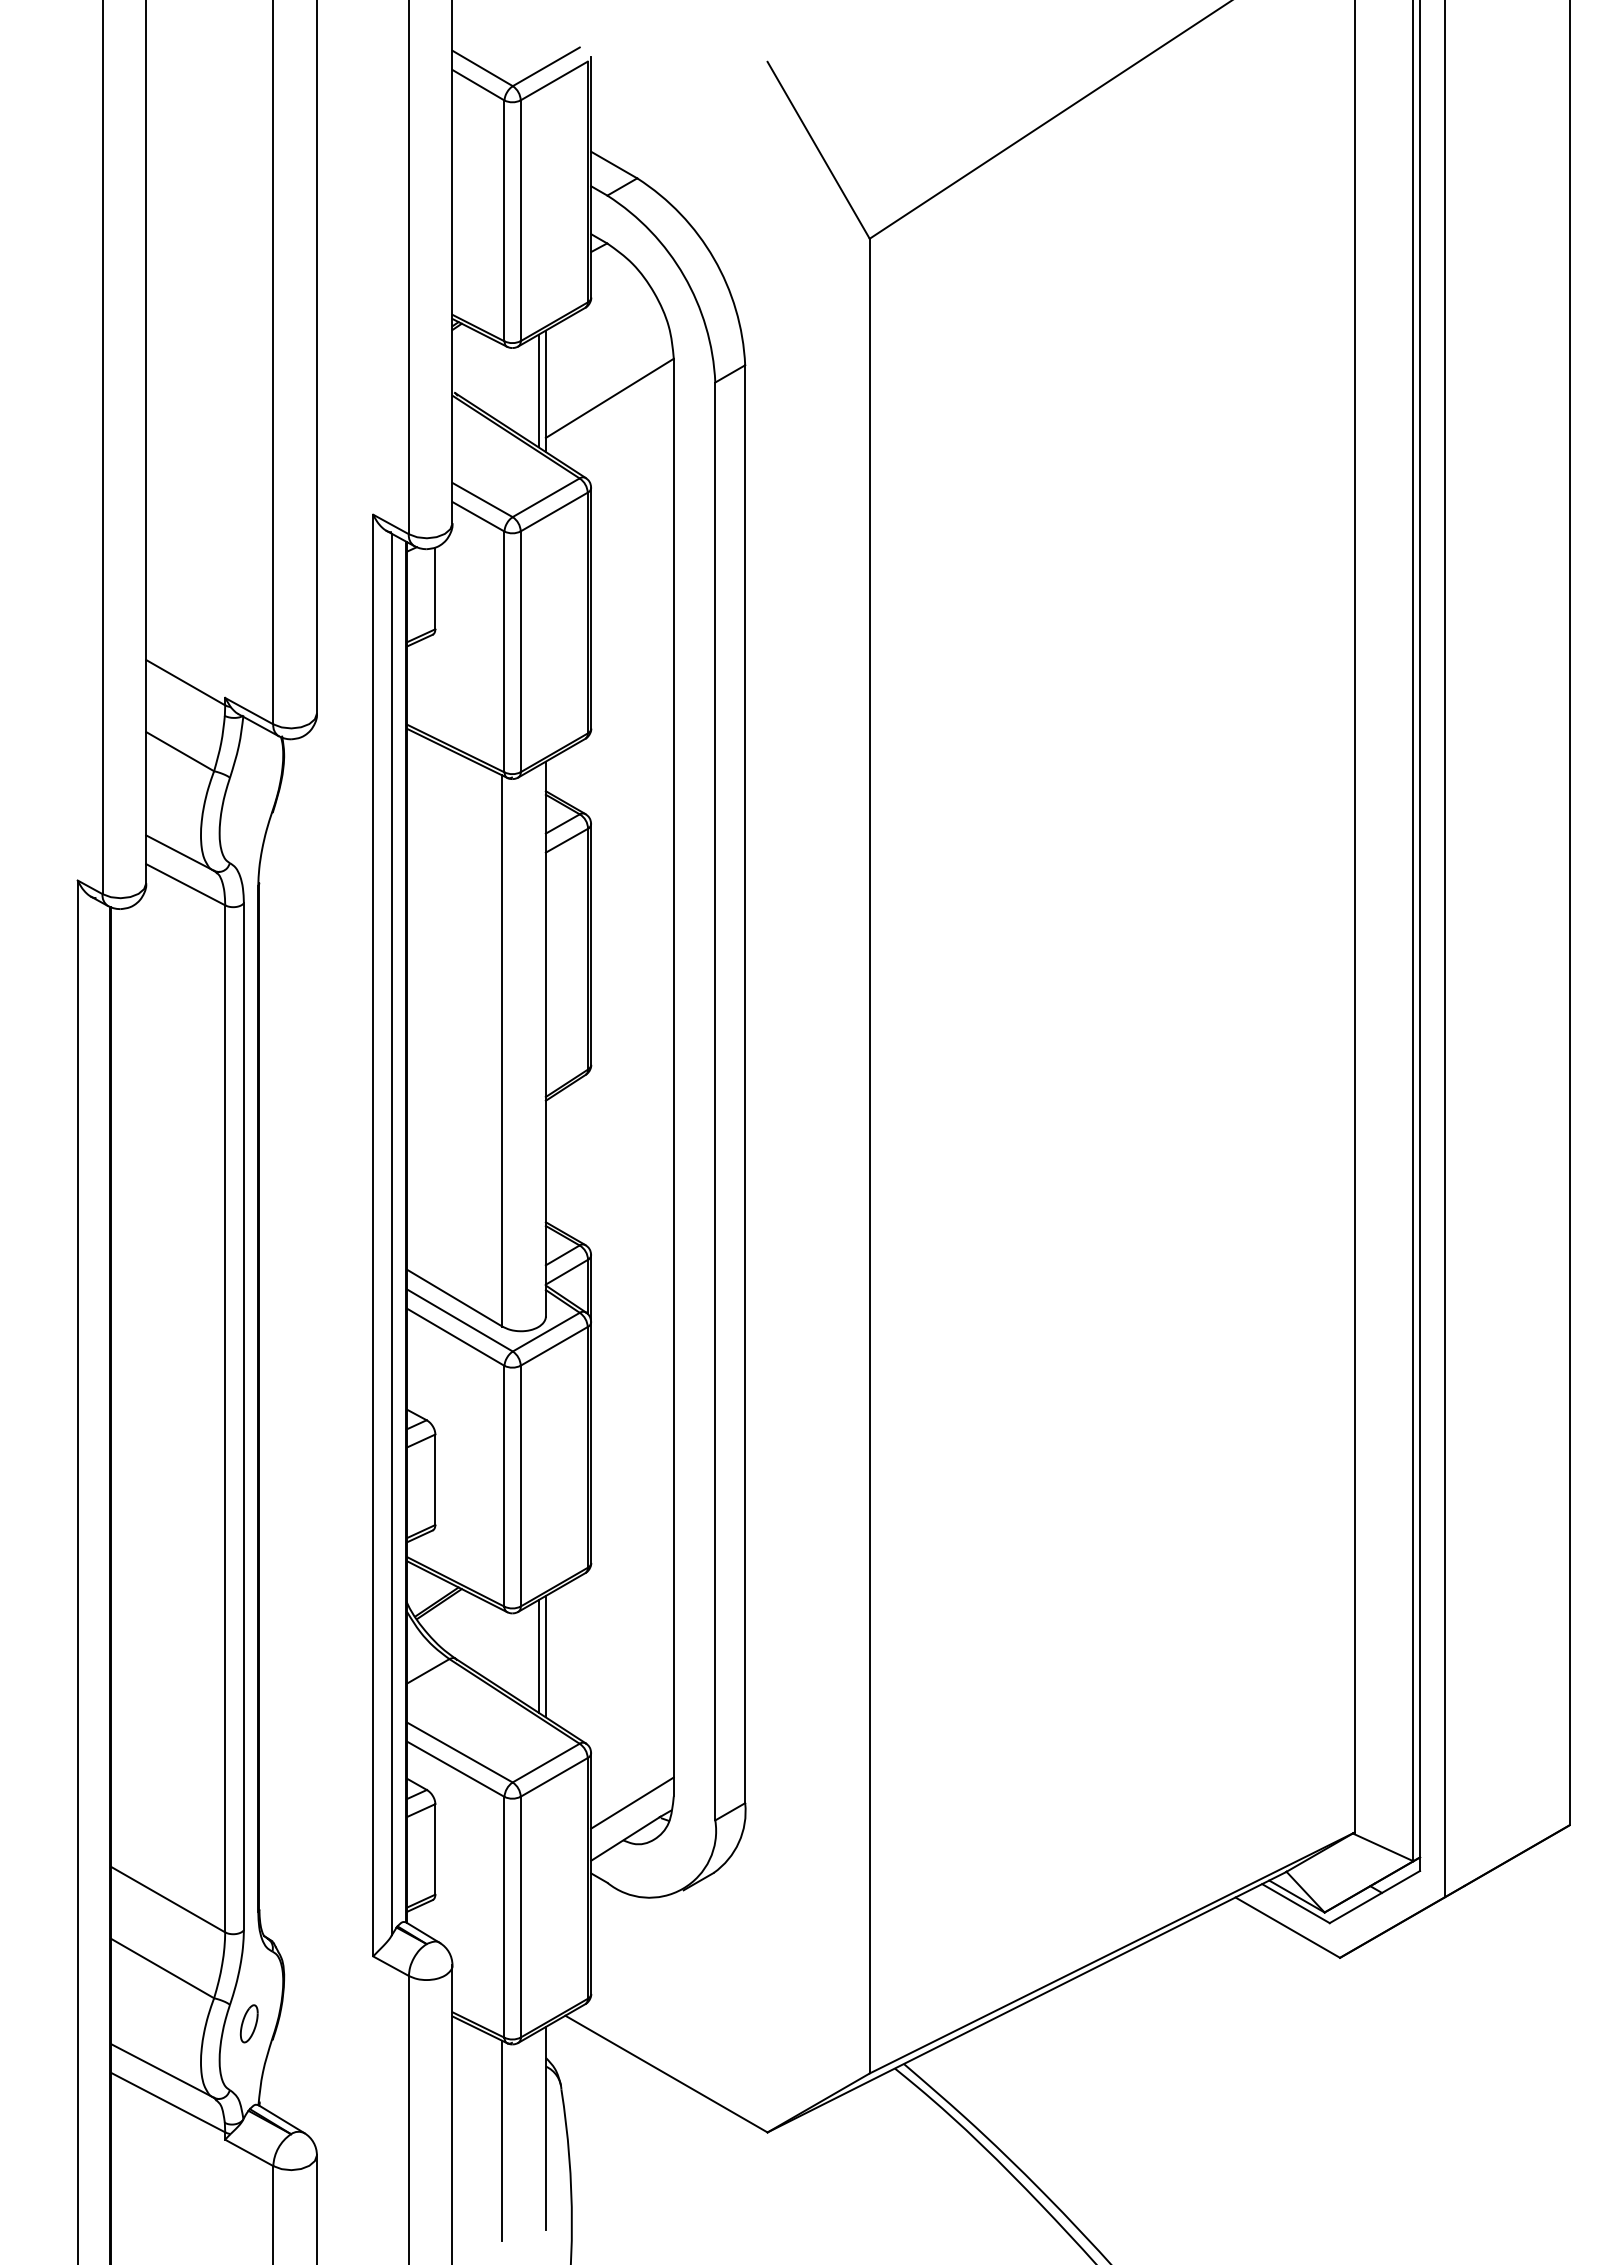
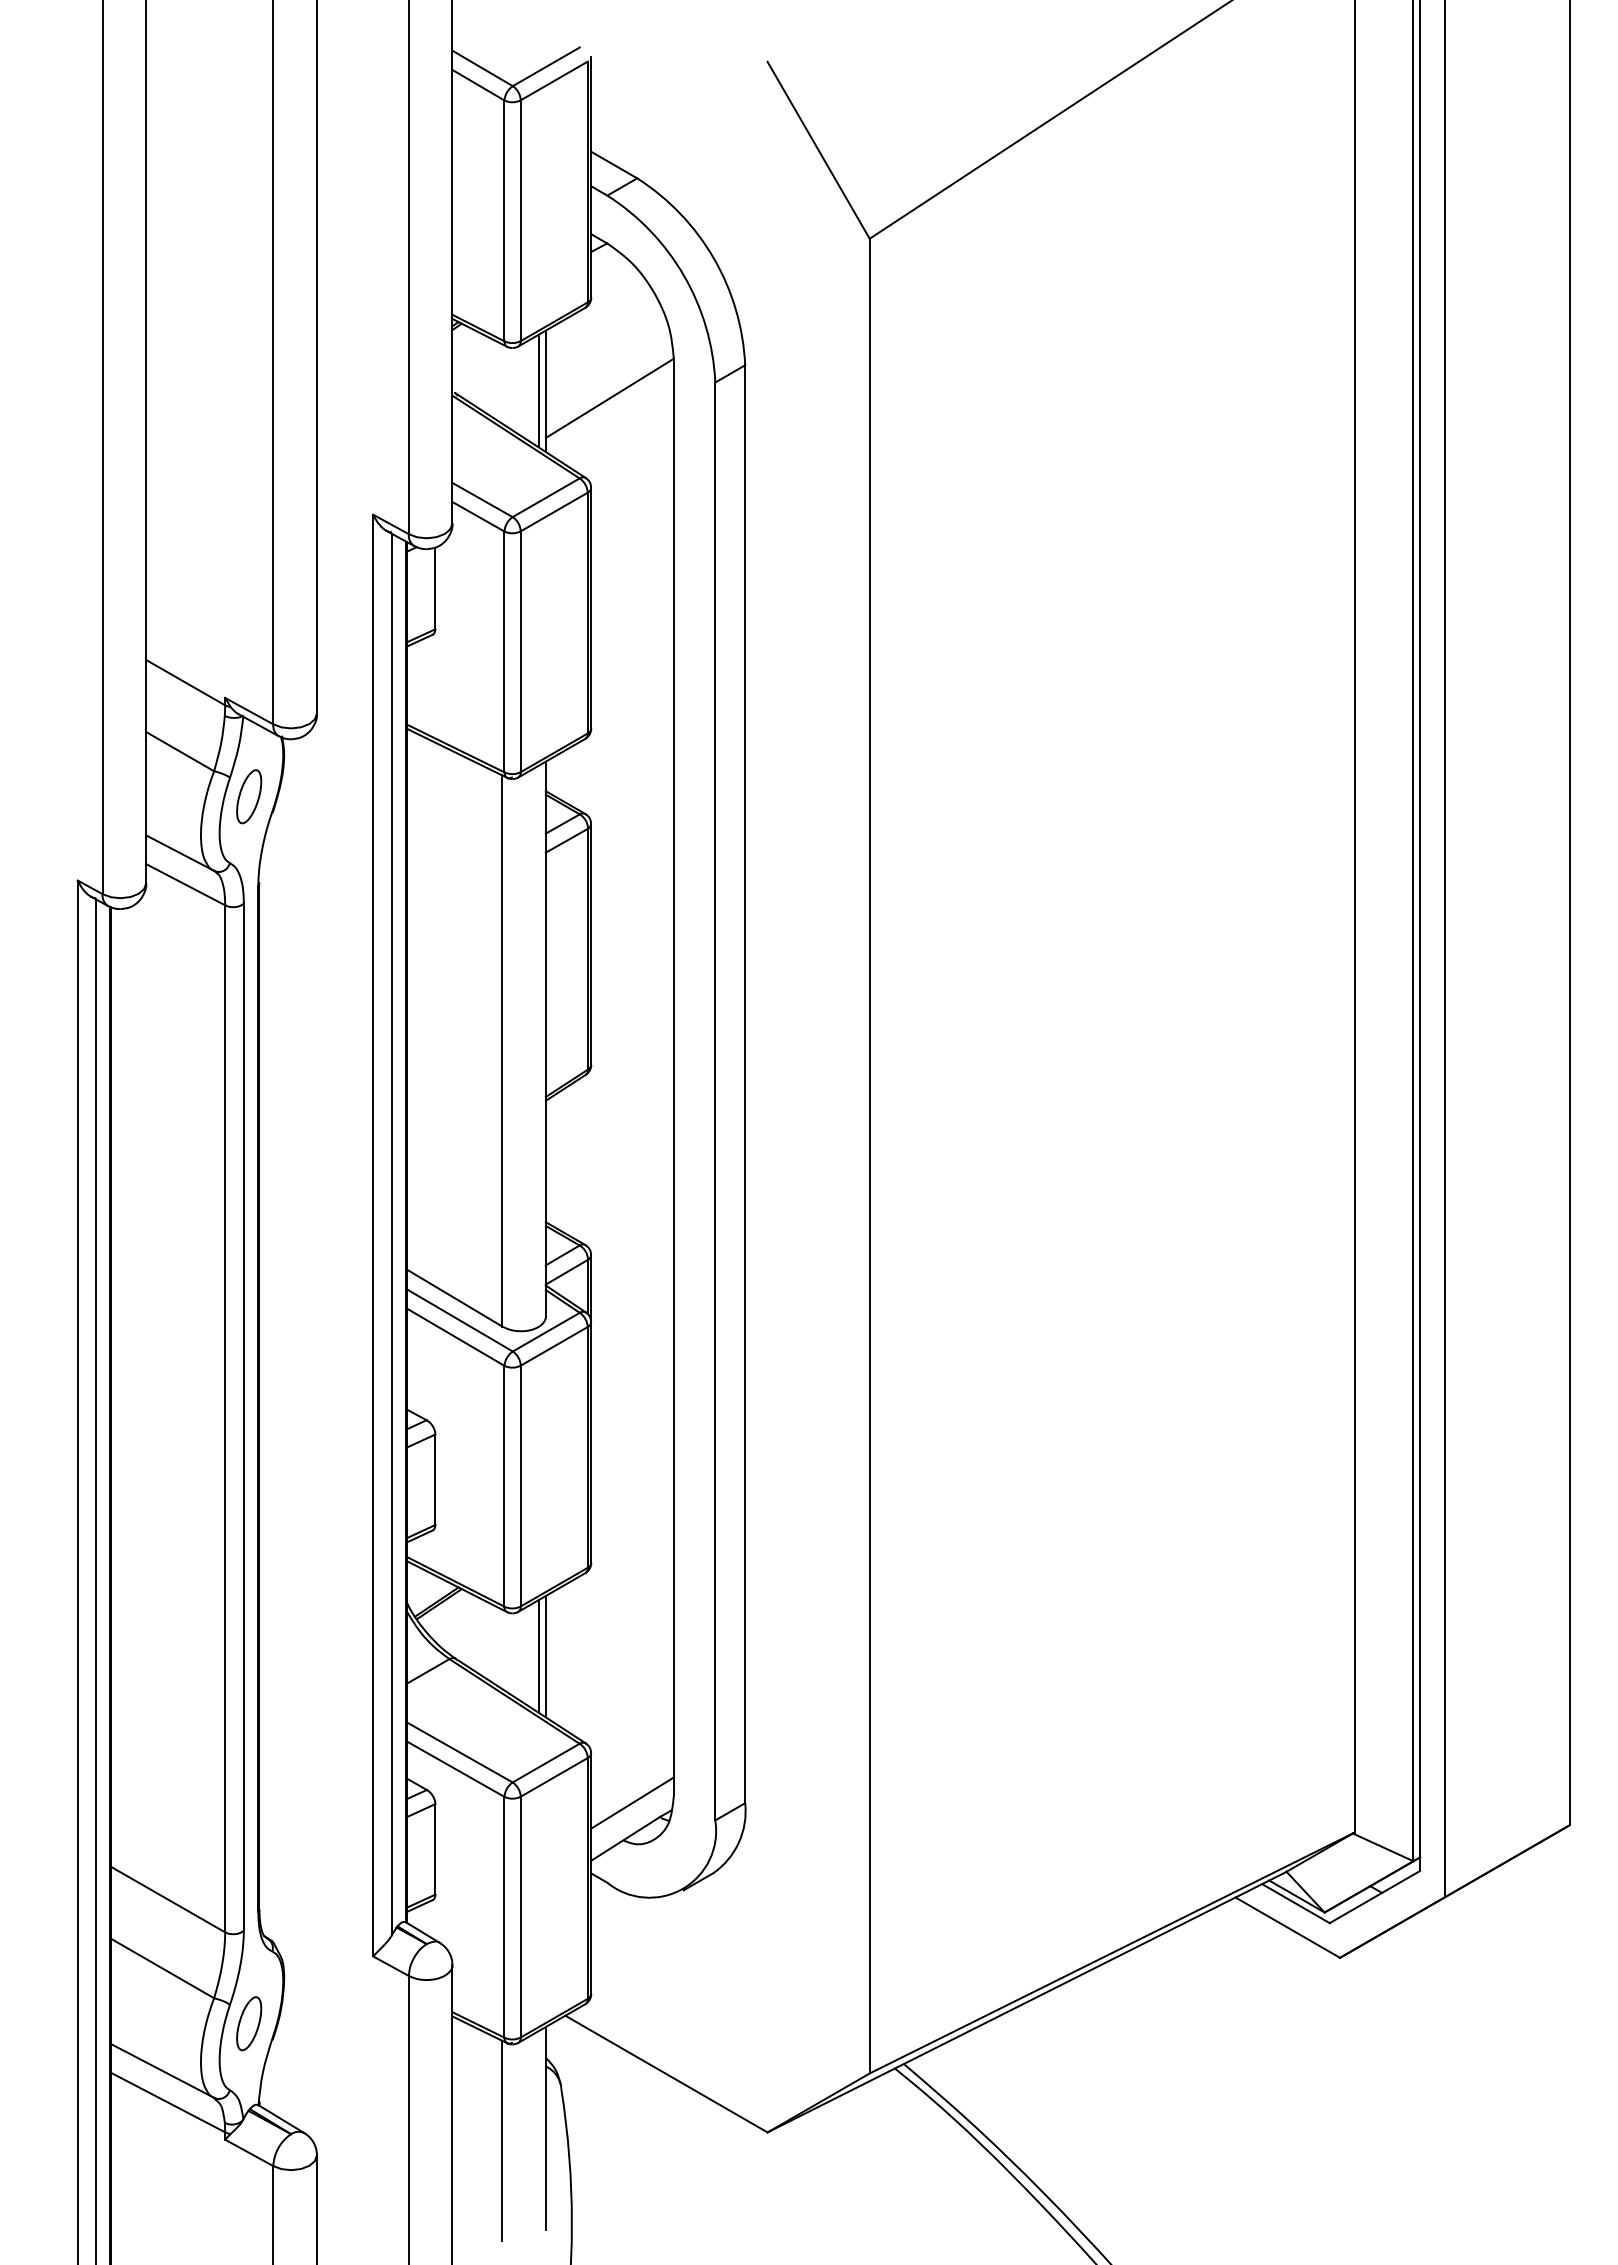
part: none -> present (249, 796)
line: none -> present (96, 1580)
part size: 20x40 px -> 27x56 px (249, 2023)
